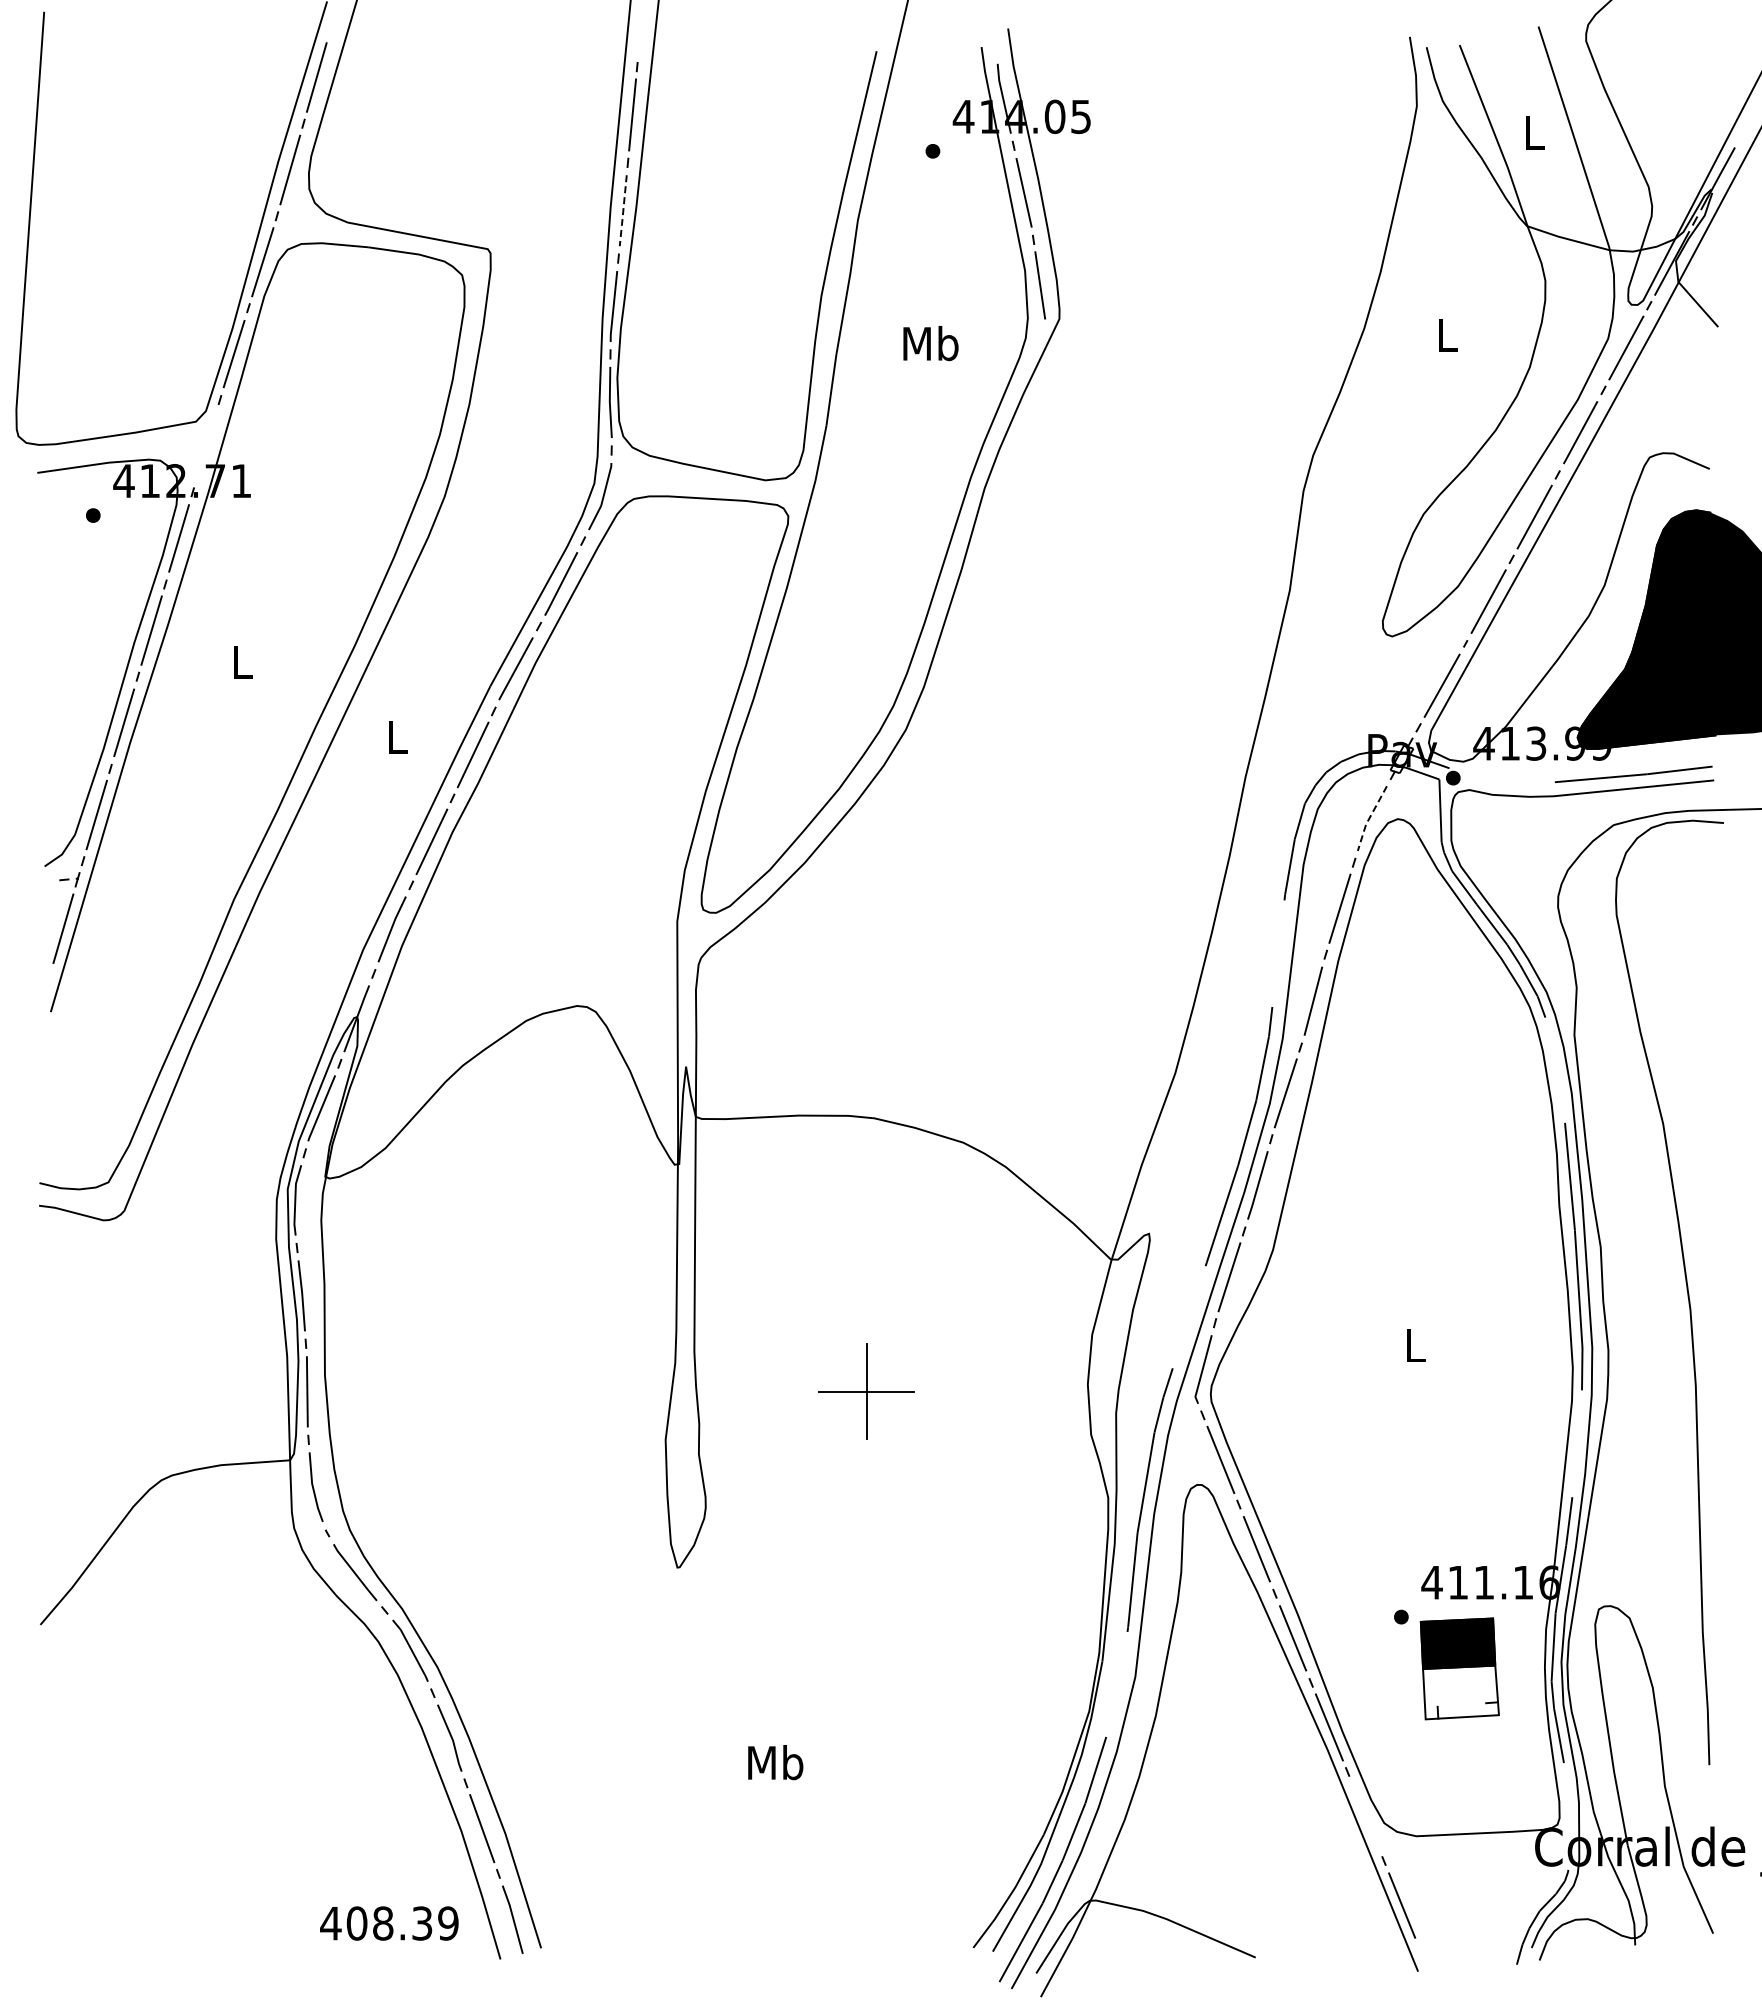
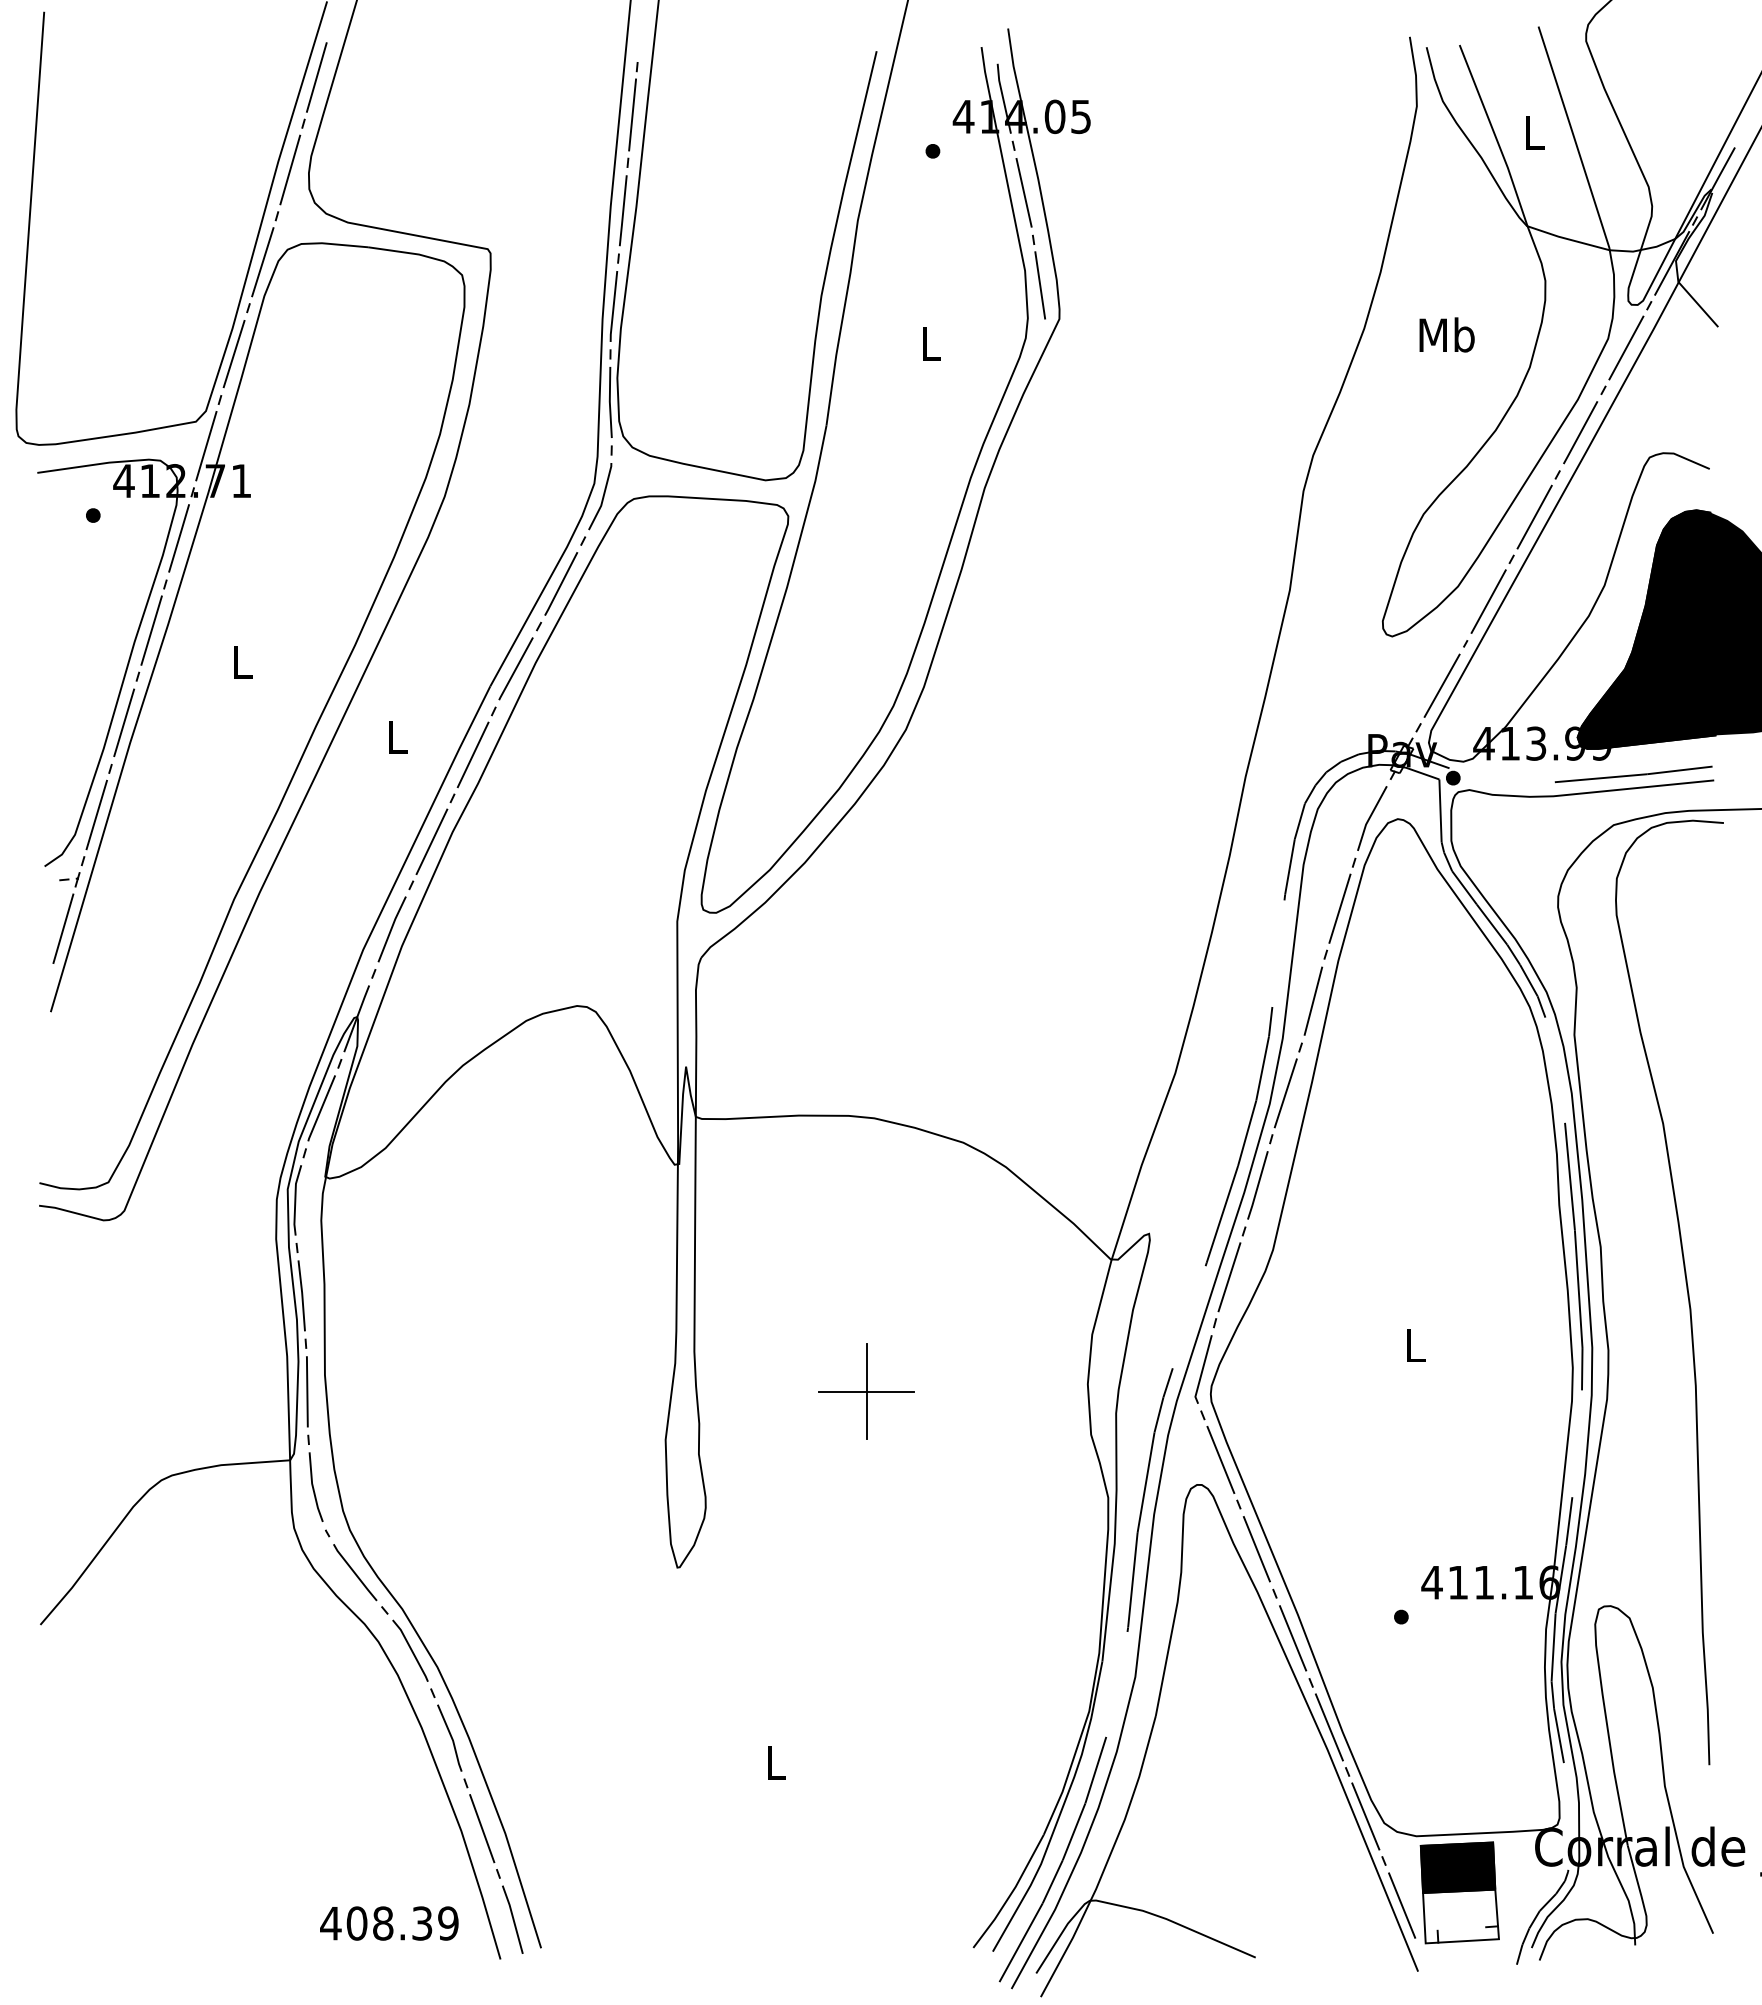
line: dashed -> solid (623, 211)
text: L -> Mb (1446, 334)
text: Mb -> L (930, 343)
line: none -> present (206, 445)
line: dashed -> solid (1369, 818)
part position: (1459, 1668) -> (1459, 1892) (1459, 1892)
text: Mb -> L (775, 1762)
line: none -> present (1365, 1816)
